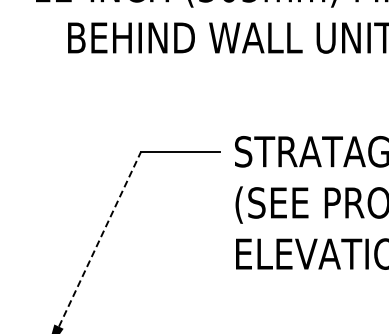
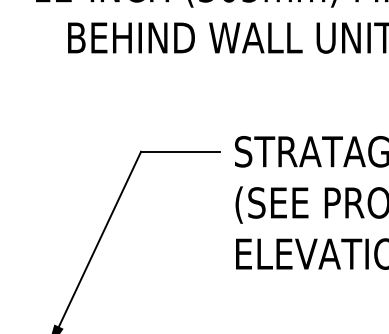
line: dashed -> solid (100, 239)
